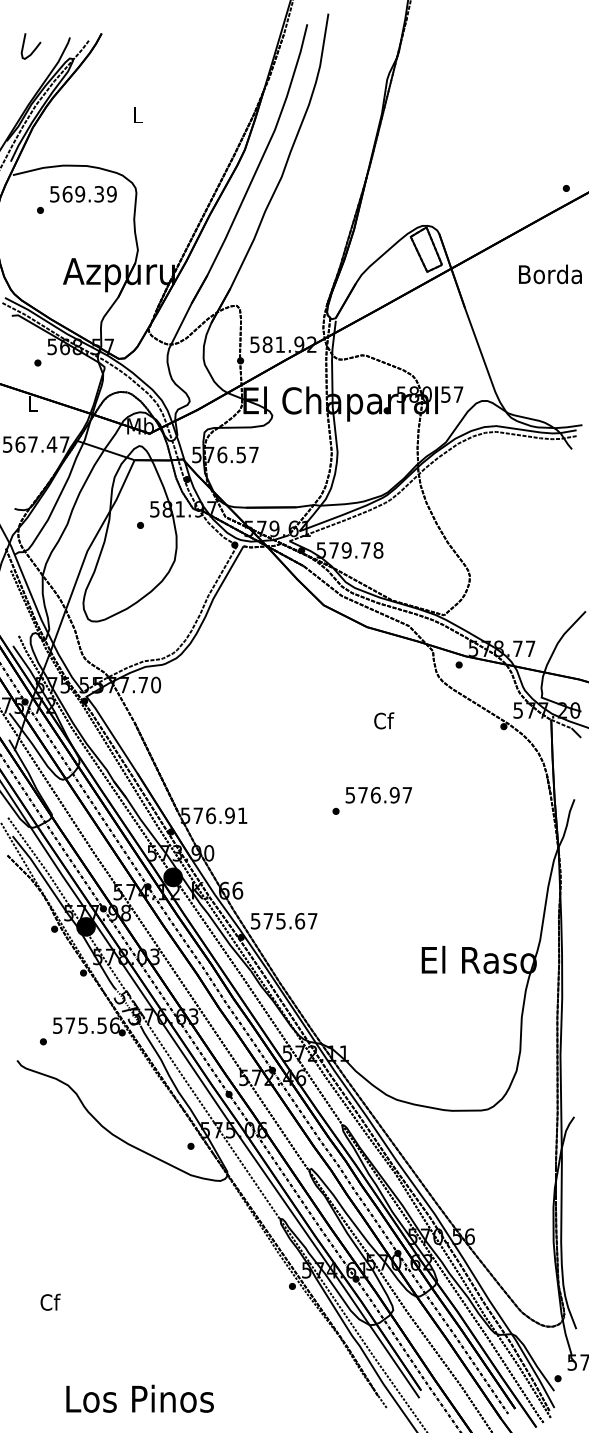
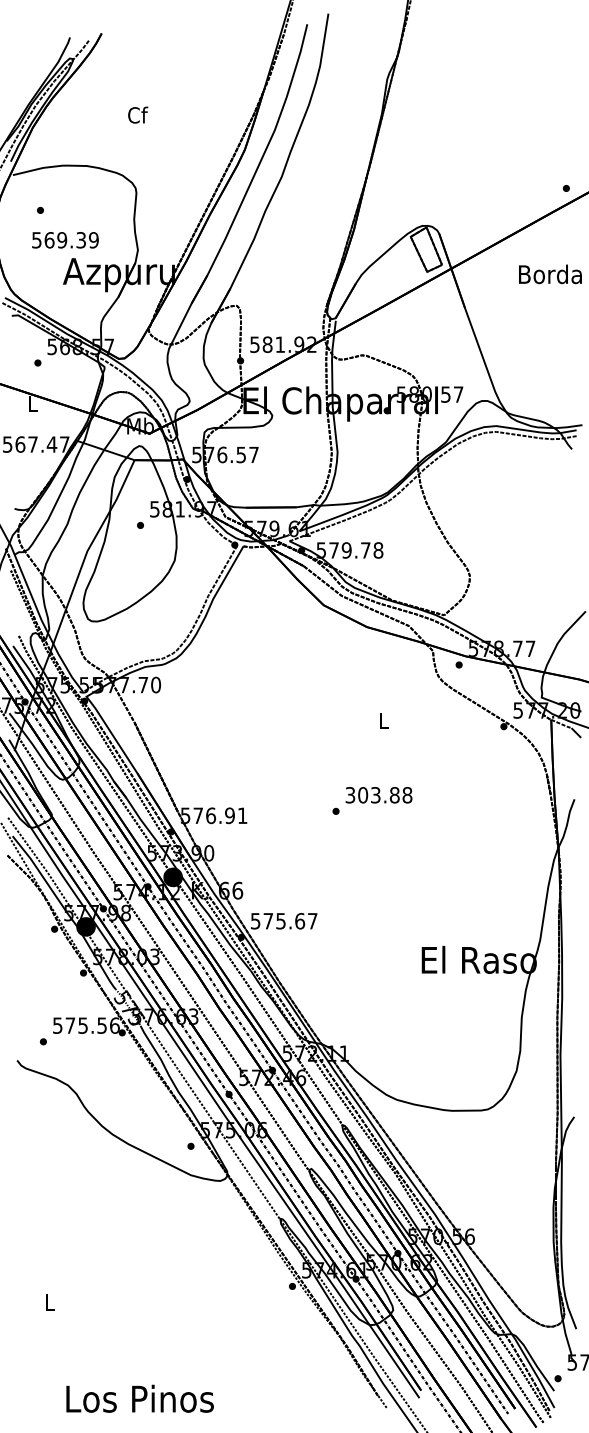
curve: present -> none (33, 49)
text: L -> Cf (138, 114)
text position: (83, 194) -> (65, 240) (65, 240)
text: Cf -> L (384, 720)
text: 576.97 -> 303.88 (379, 795)
text: Cf -> L (50, 1301)
